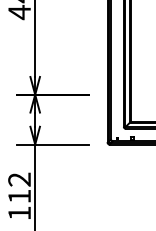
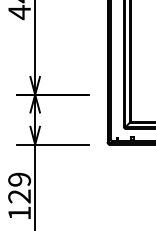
text: 112 -> 129 (19, 187)
